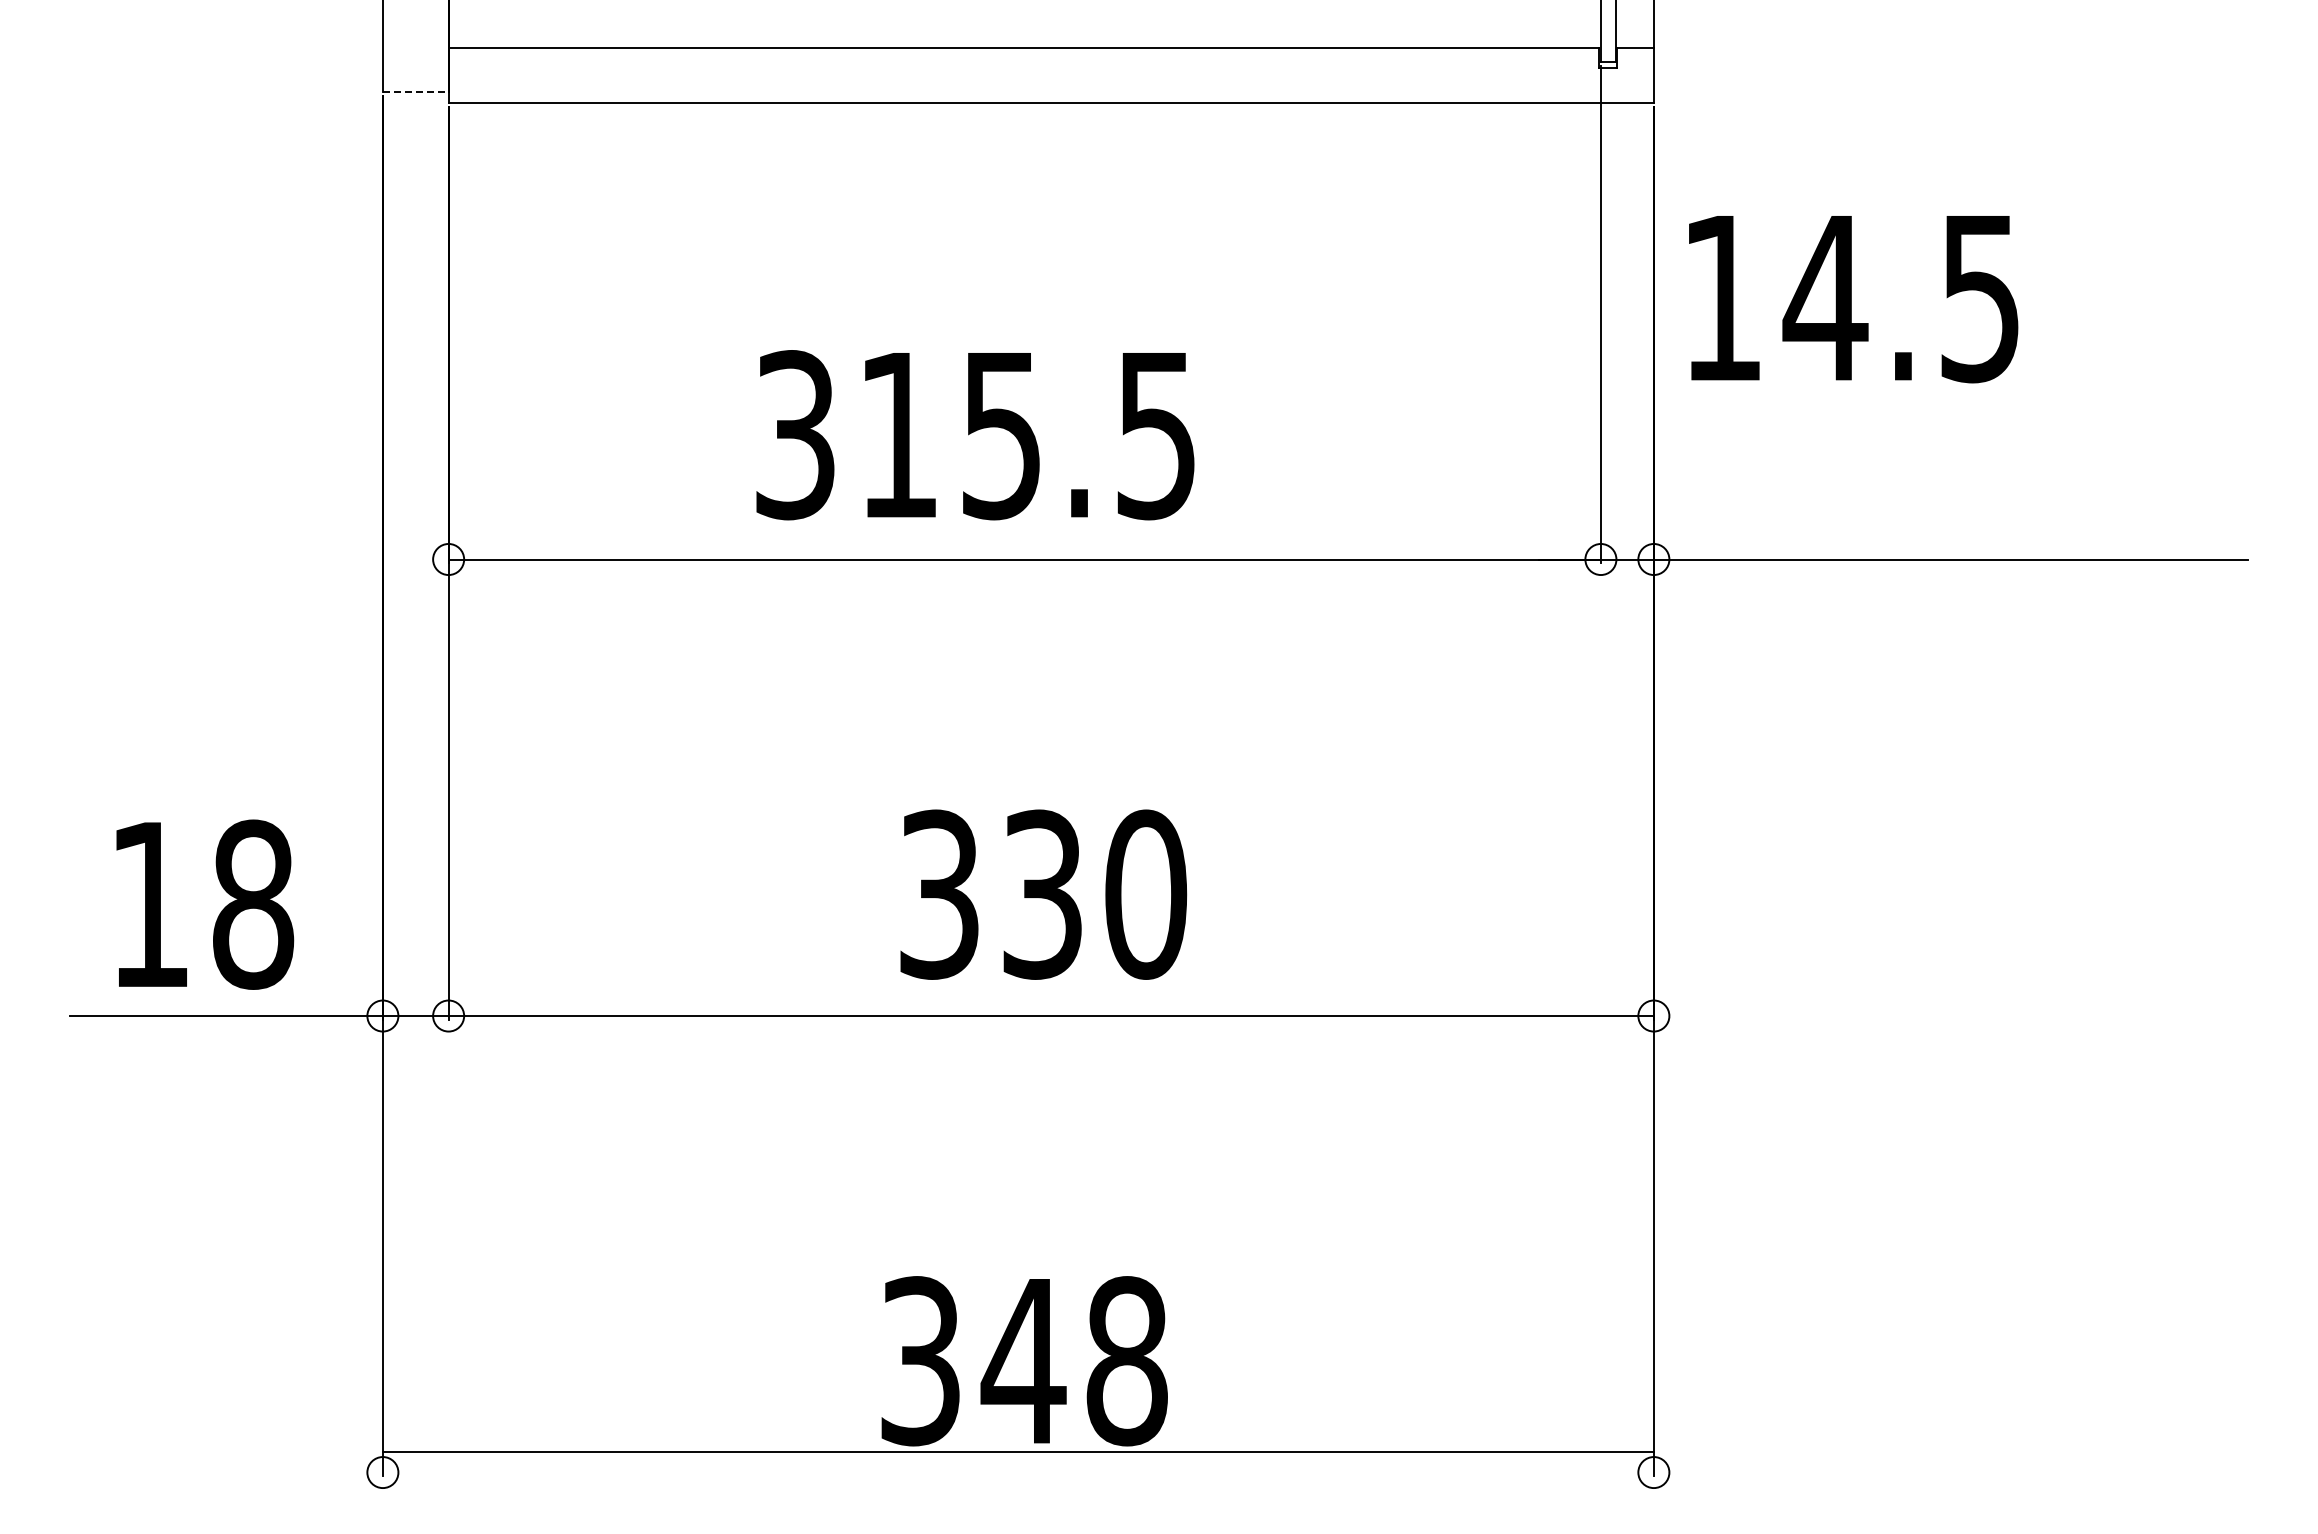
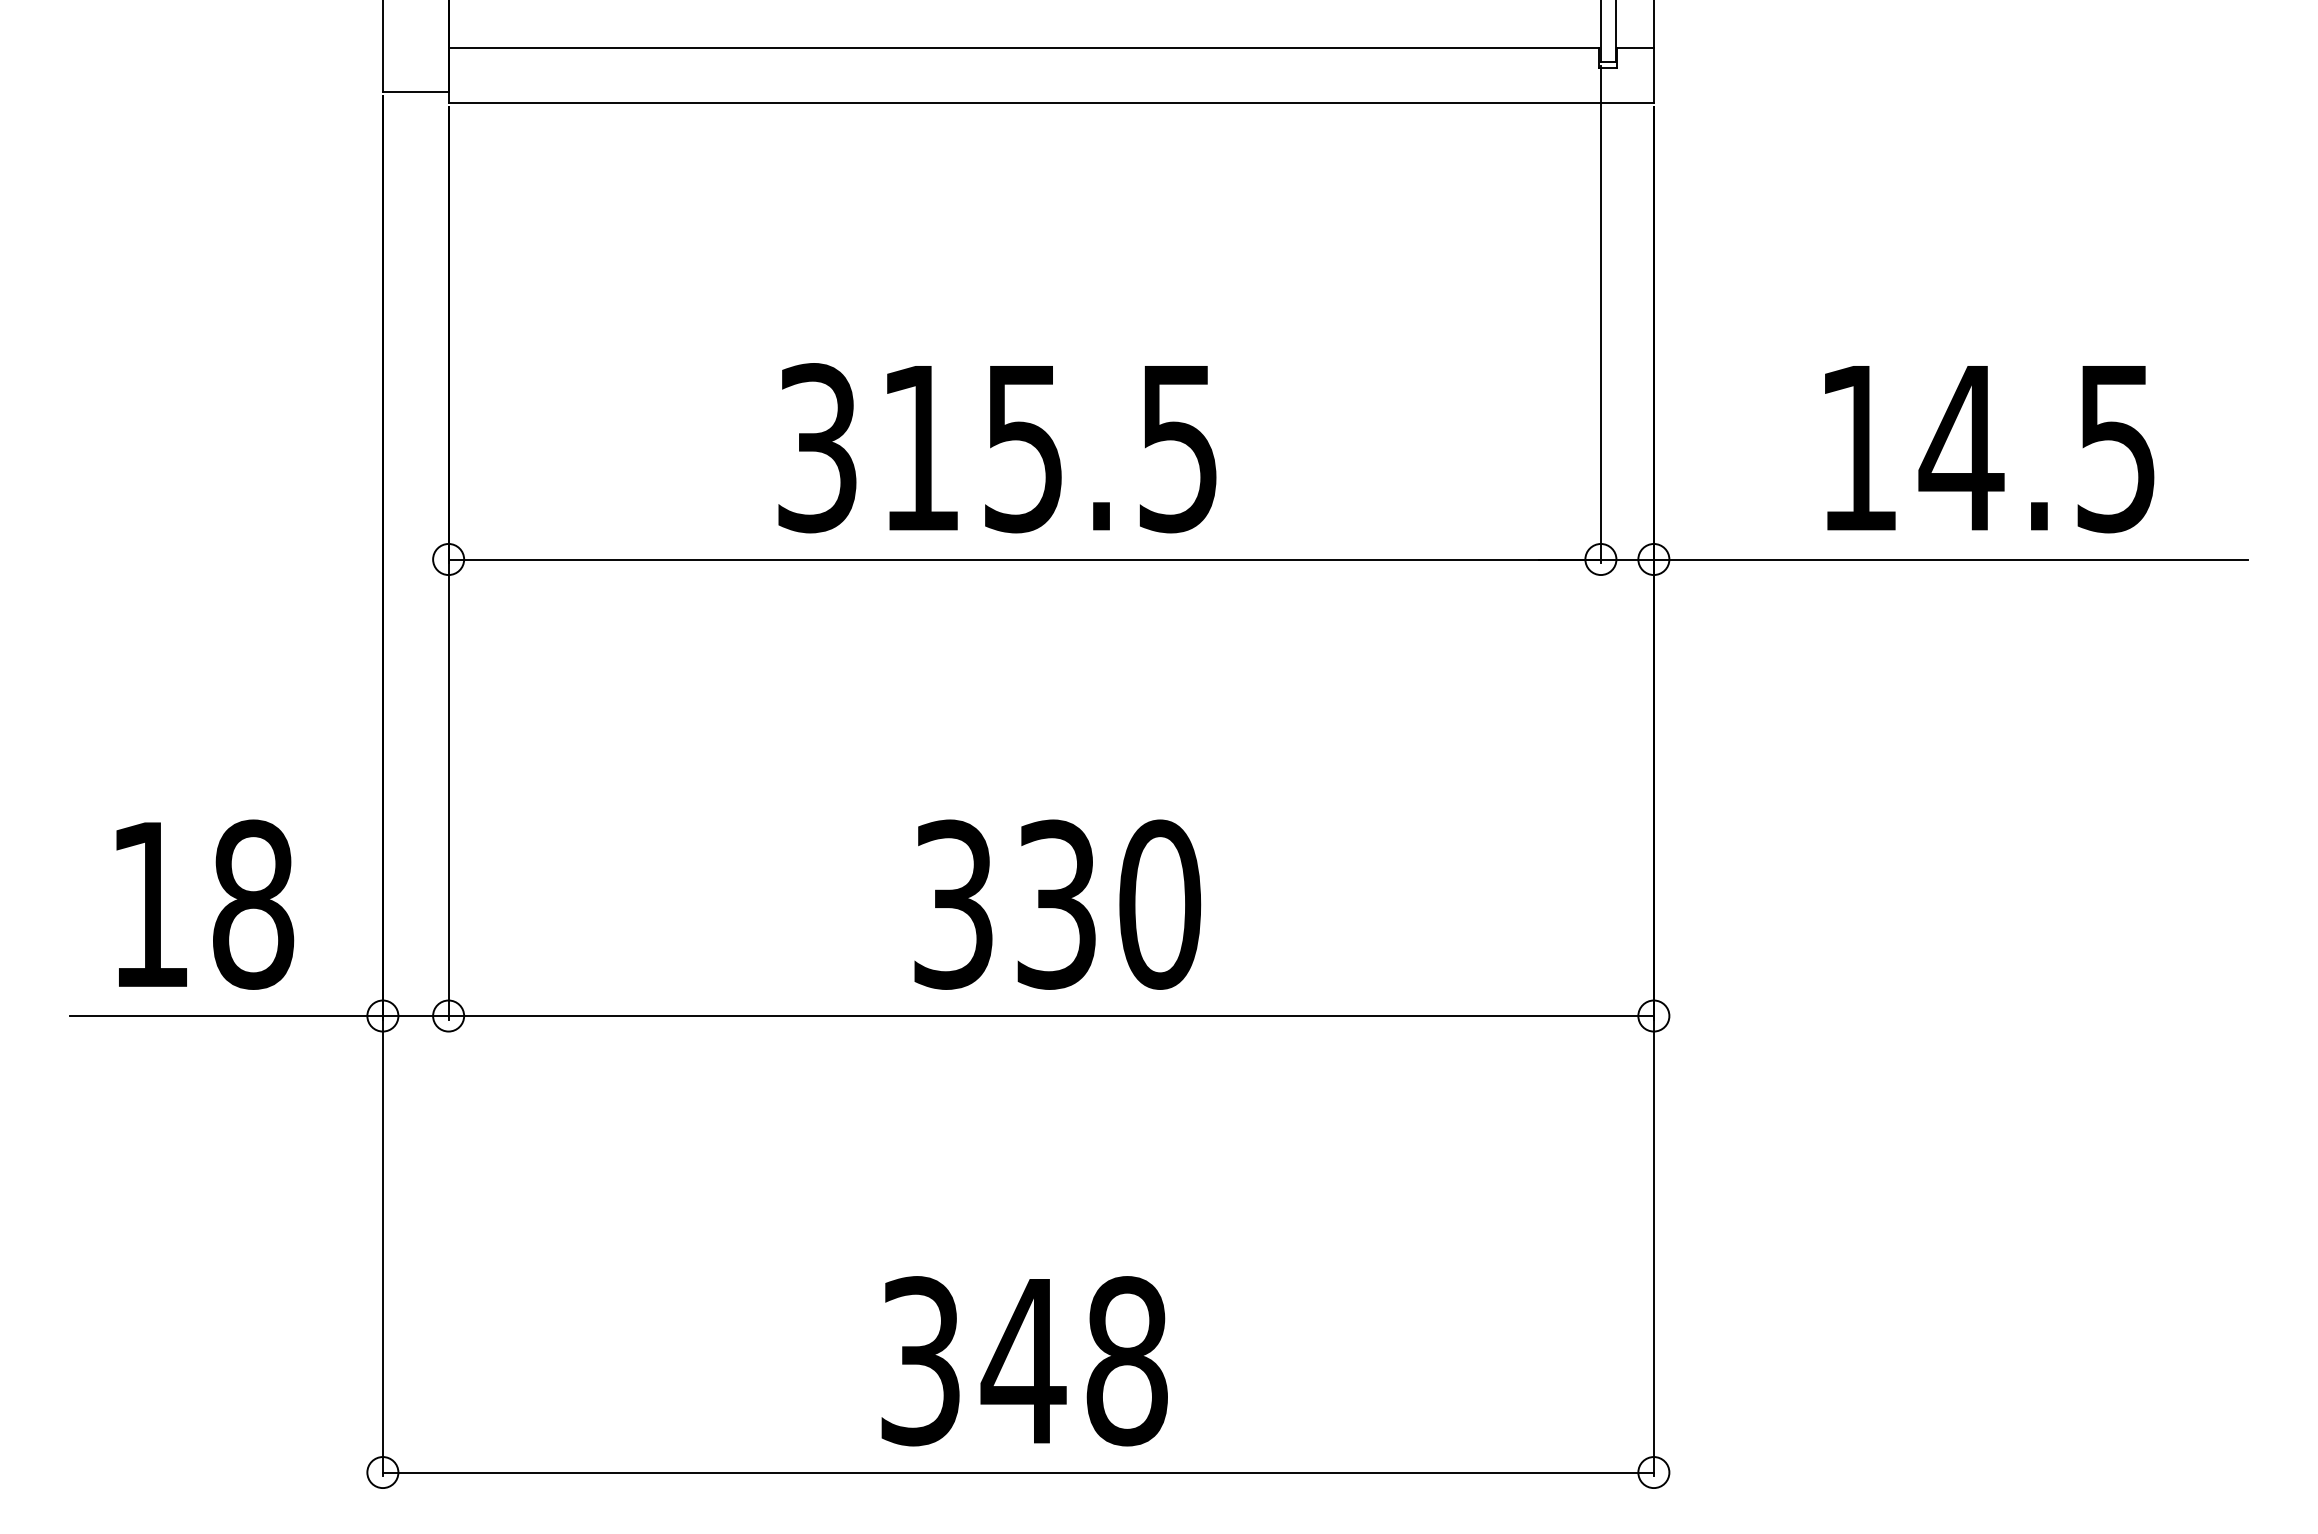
line: dashed -> solid (415, 92)
text position: (1853, 299) -> (1989, 449) (1989, 449)
text position: (975, 435) -> (997, 448) (997, 448)
text position: (1043, 894) -> (1057, 904) (1057, 904)
line position: (1017, 1451) -> (1017, 1472) (1017, 1472)
